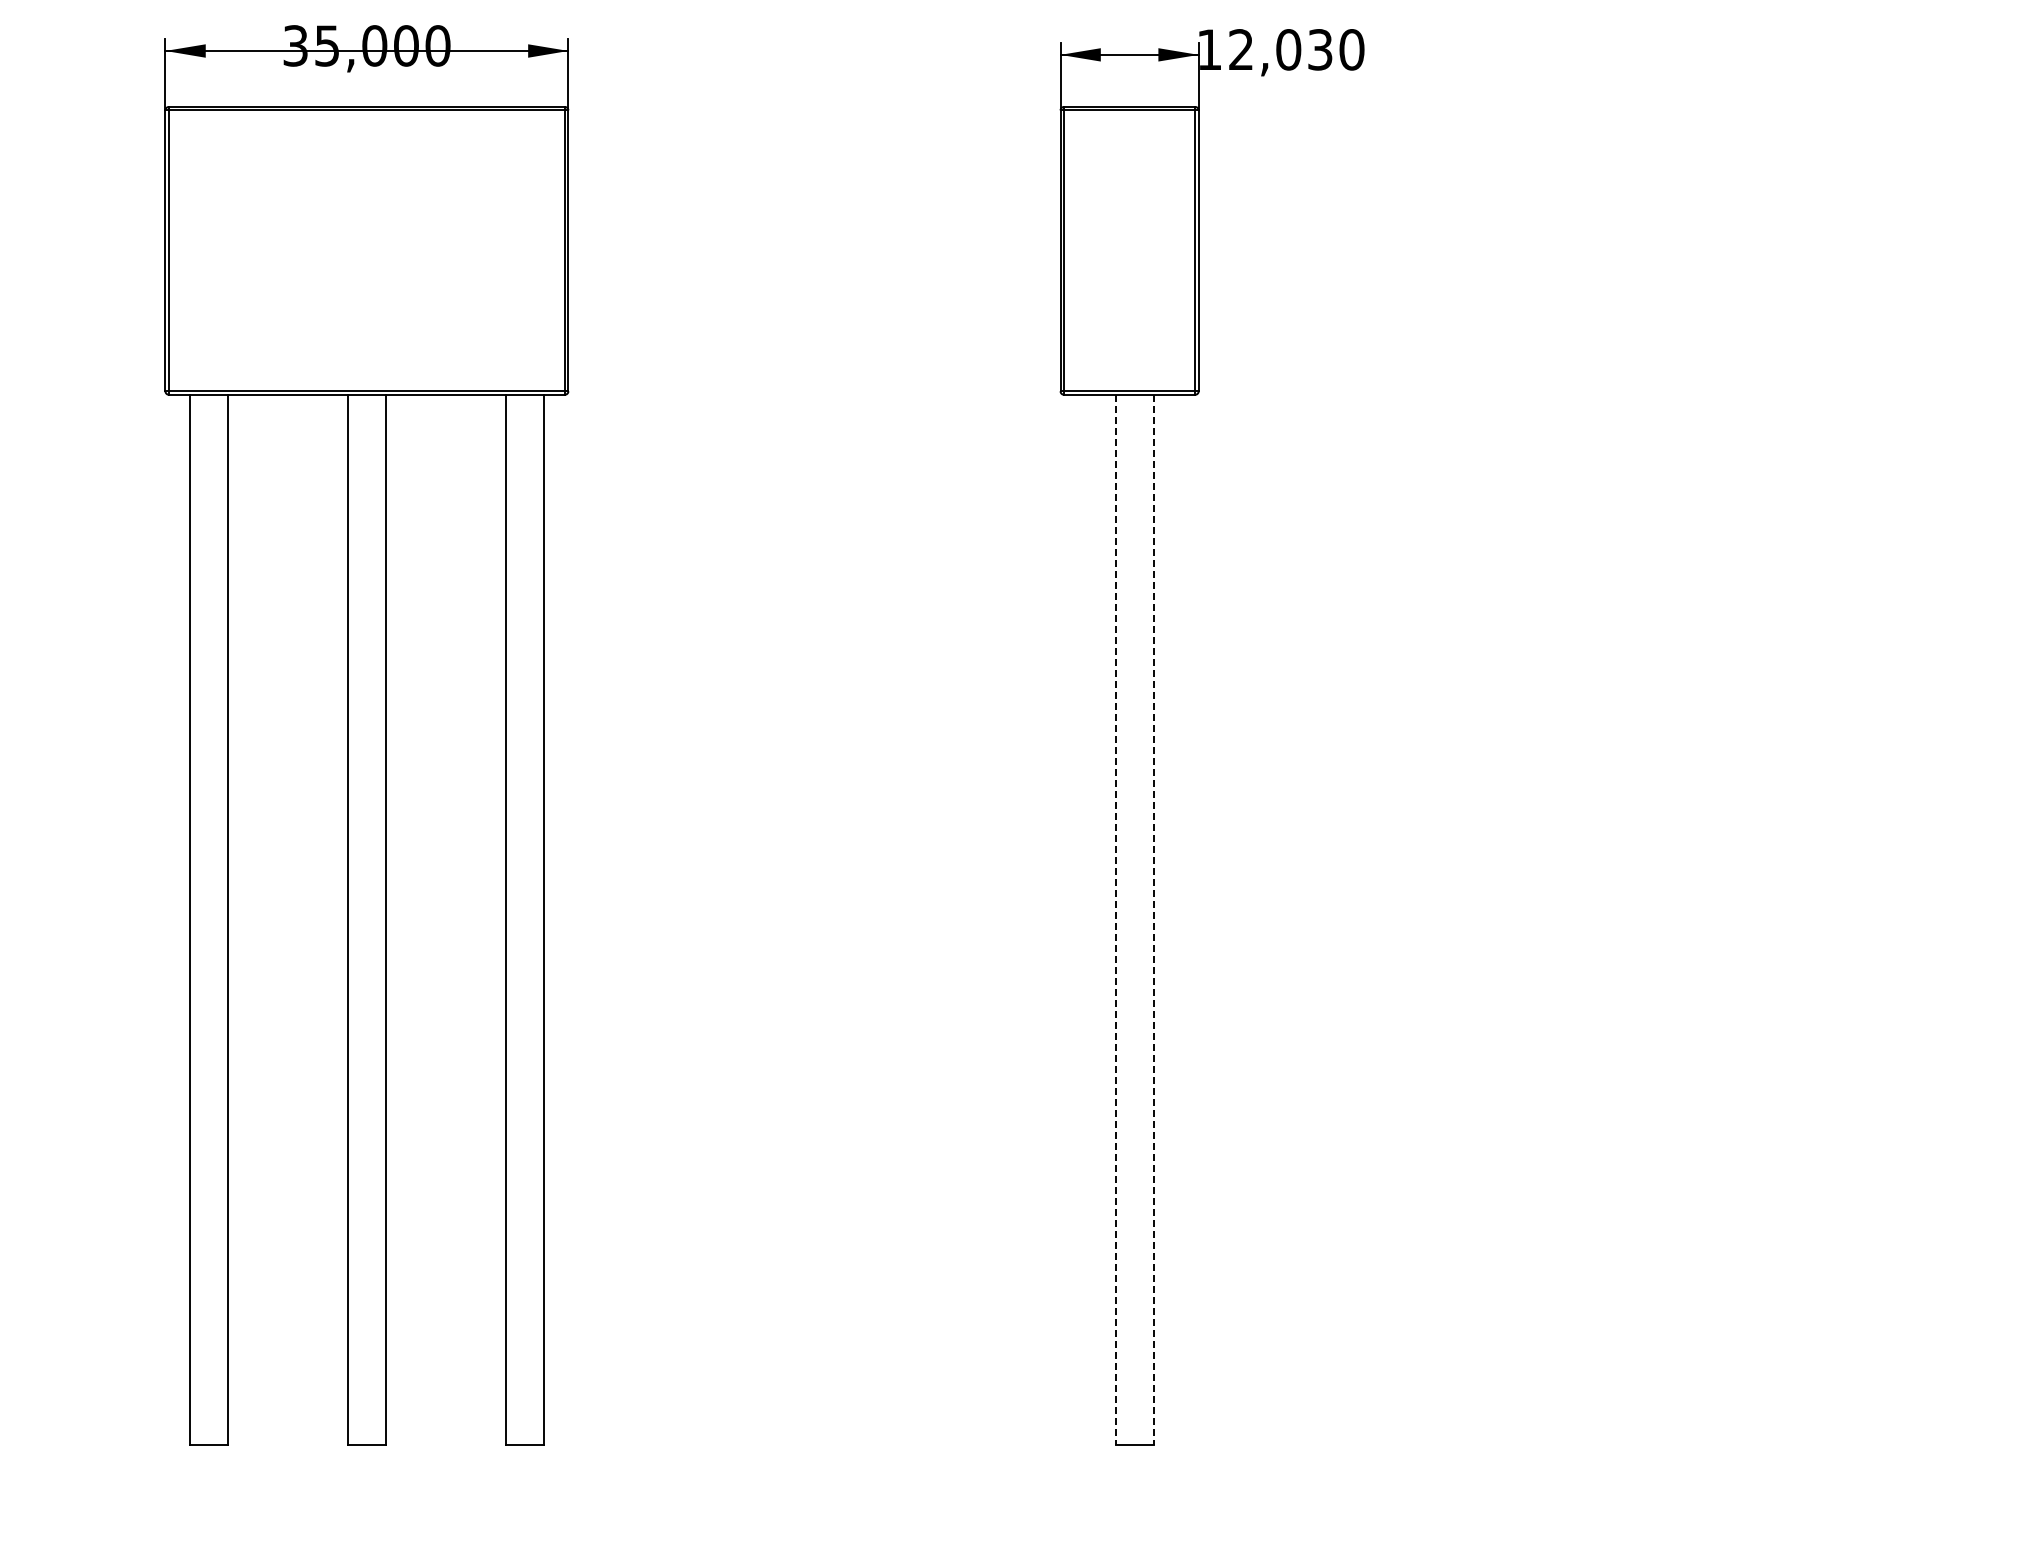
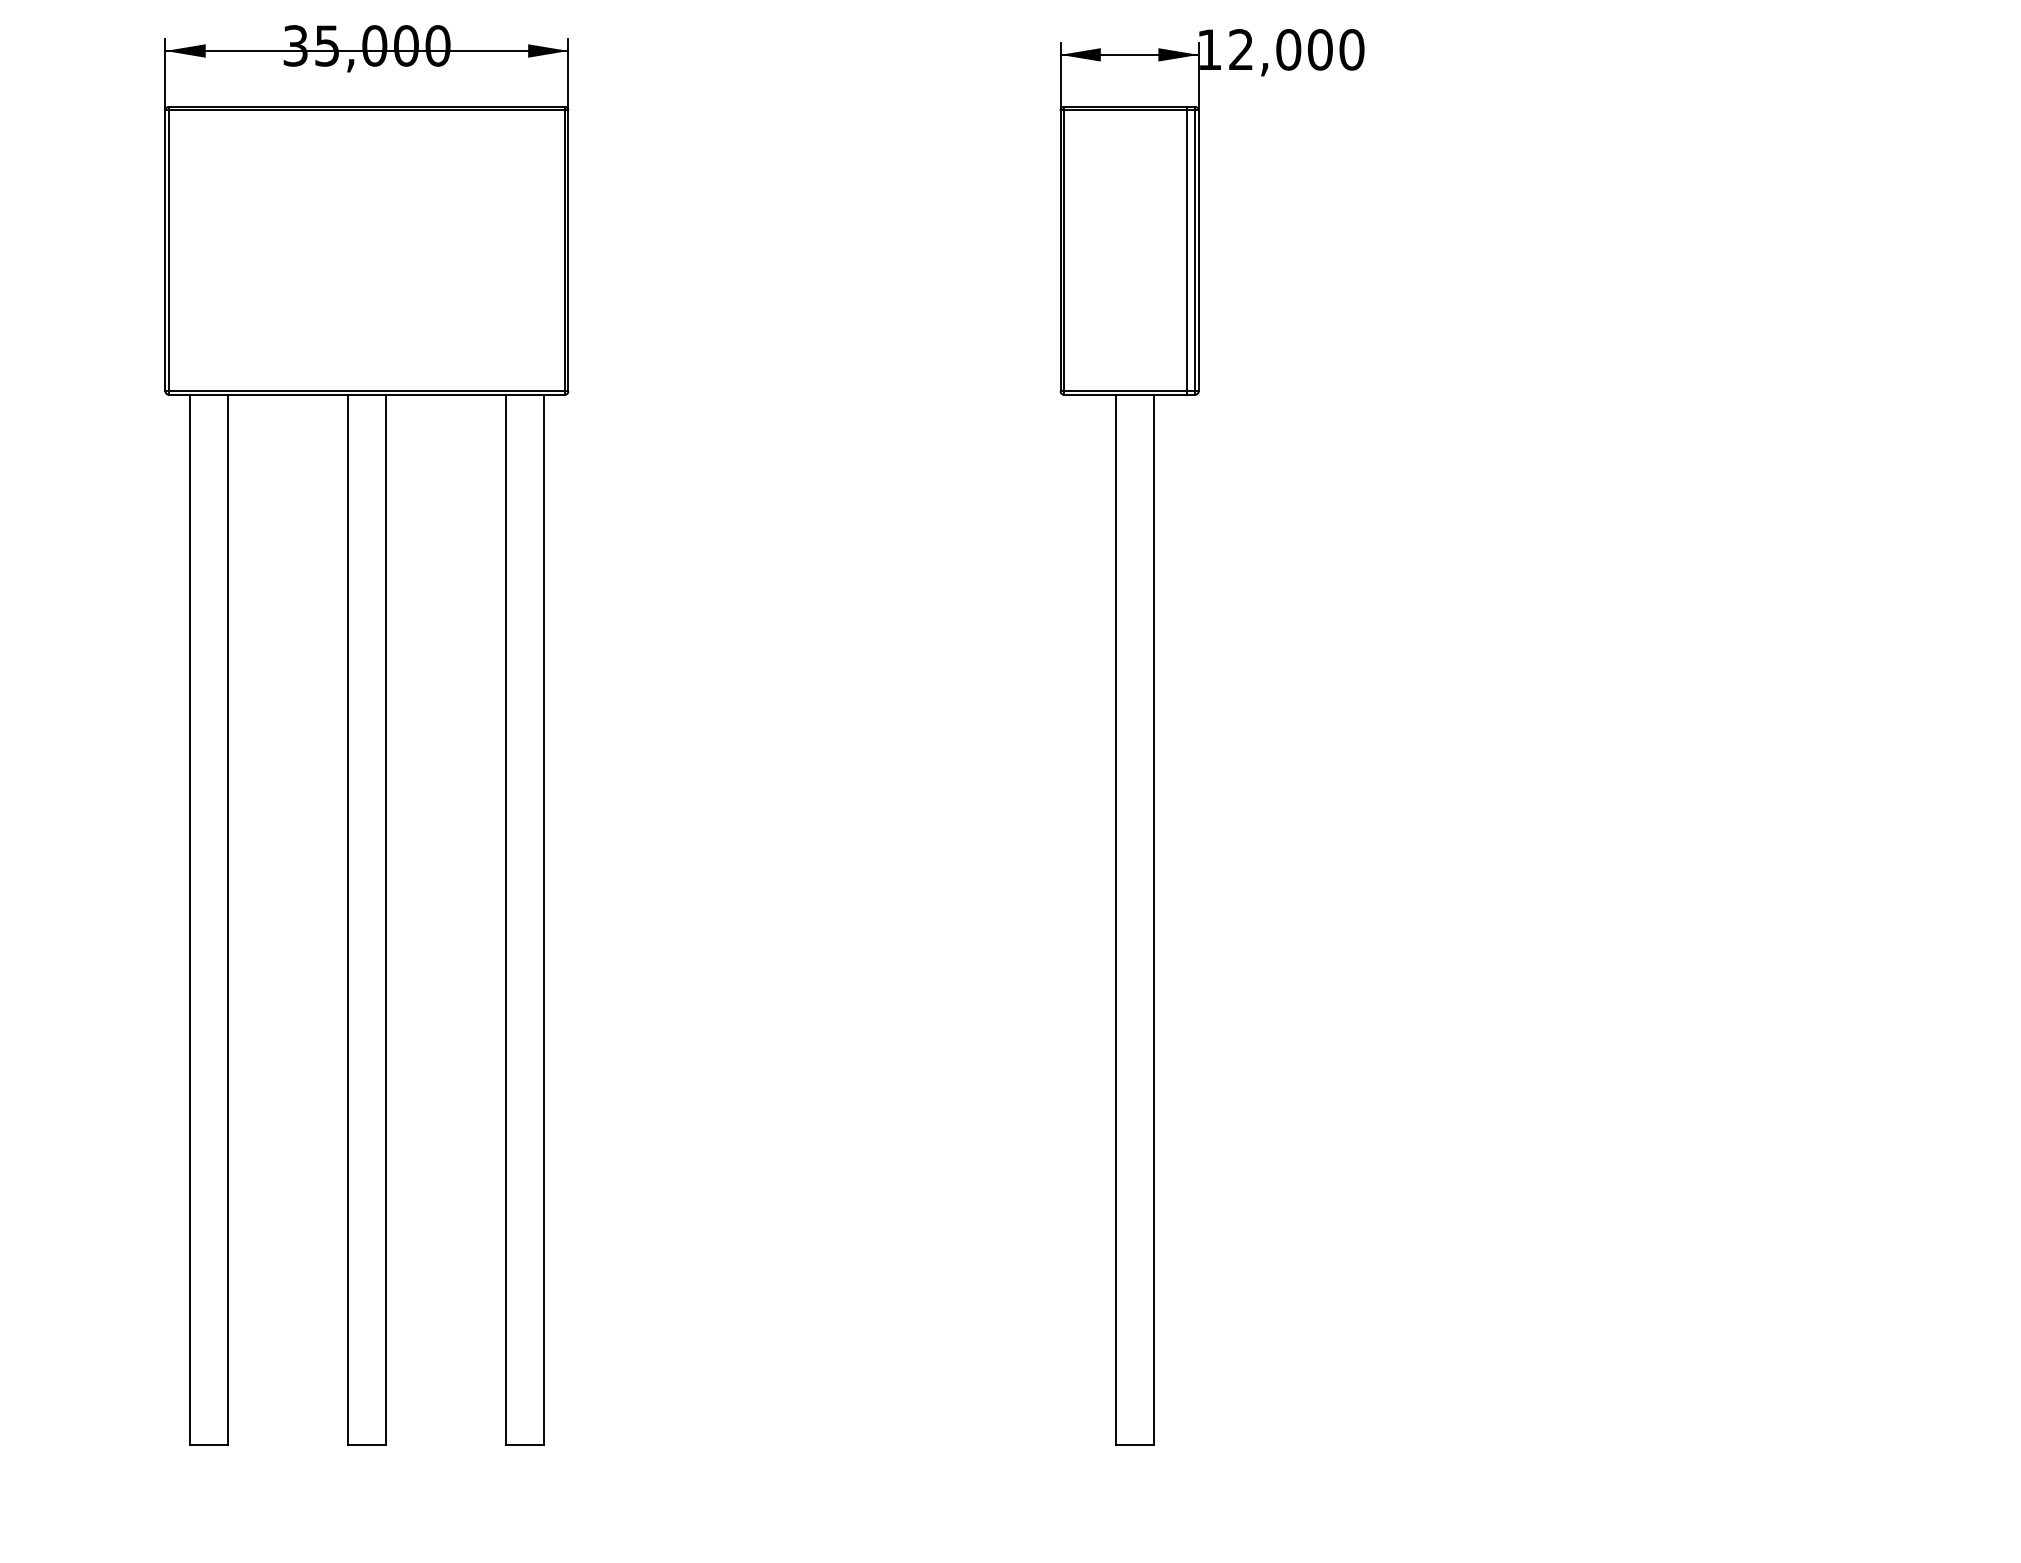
text: 12,030 -> 12,000 (1320, 49)
line: none -> present (1187, 250)
line: dashed -> solid (1115, 920)
line: dashed -> solid (1153, 920)
